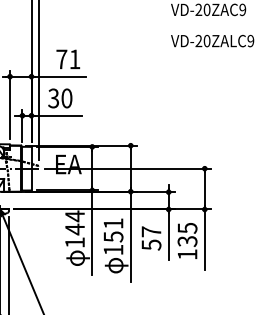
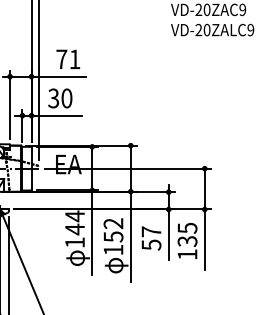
text position: (212, 40) -> (212, 29) (212, 29)
text: 151 -> 152 (113, 223)
